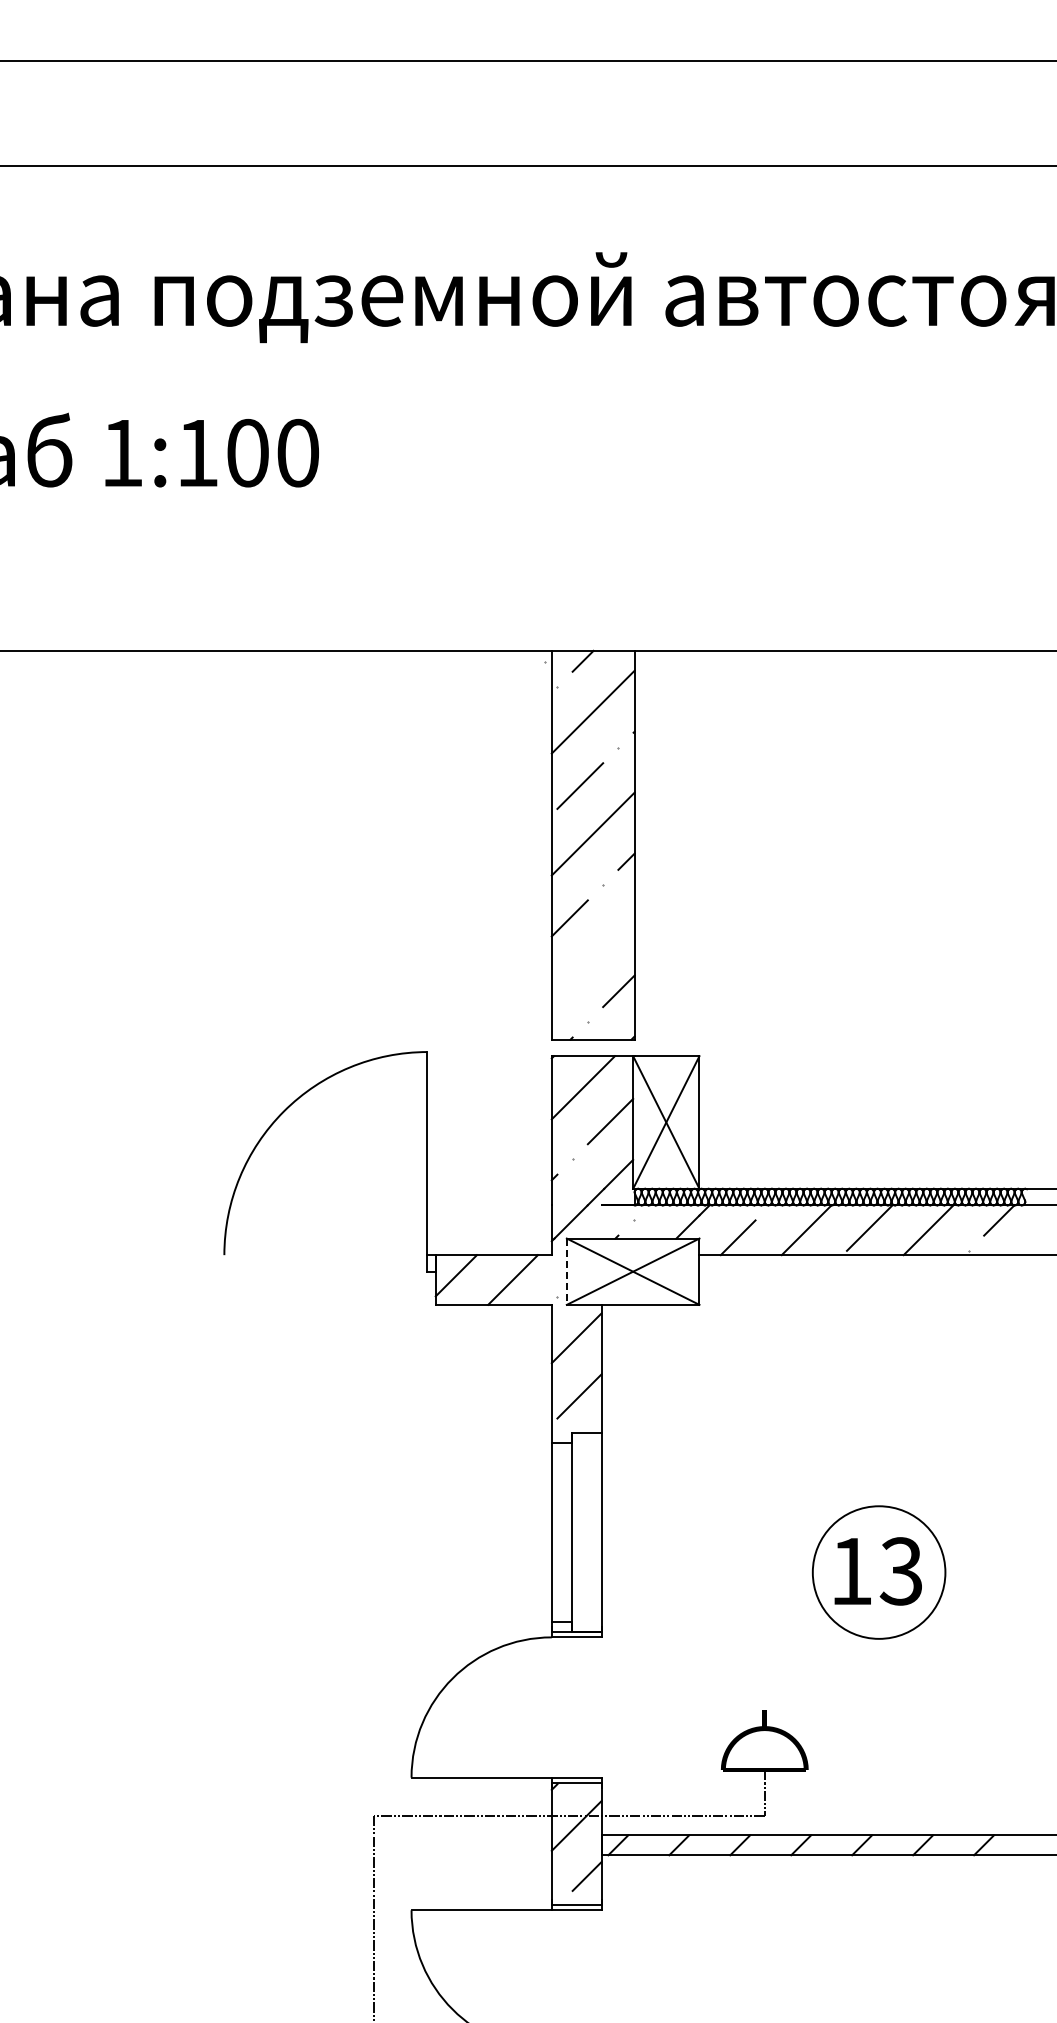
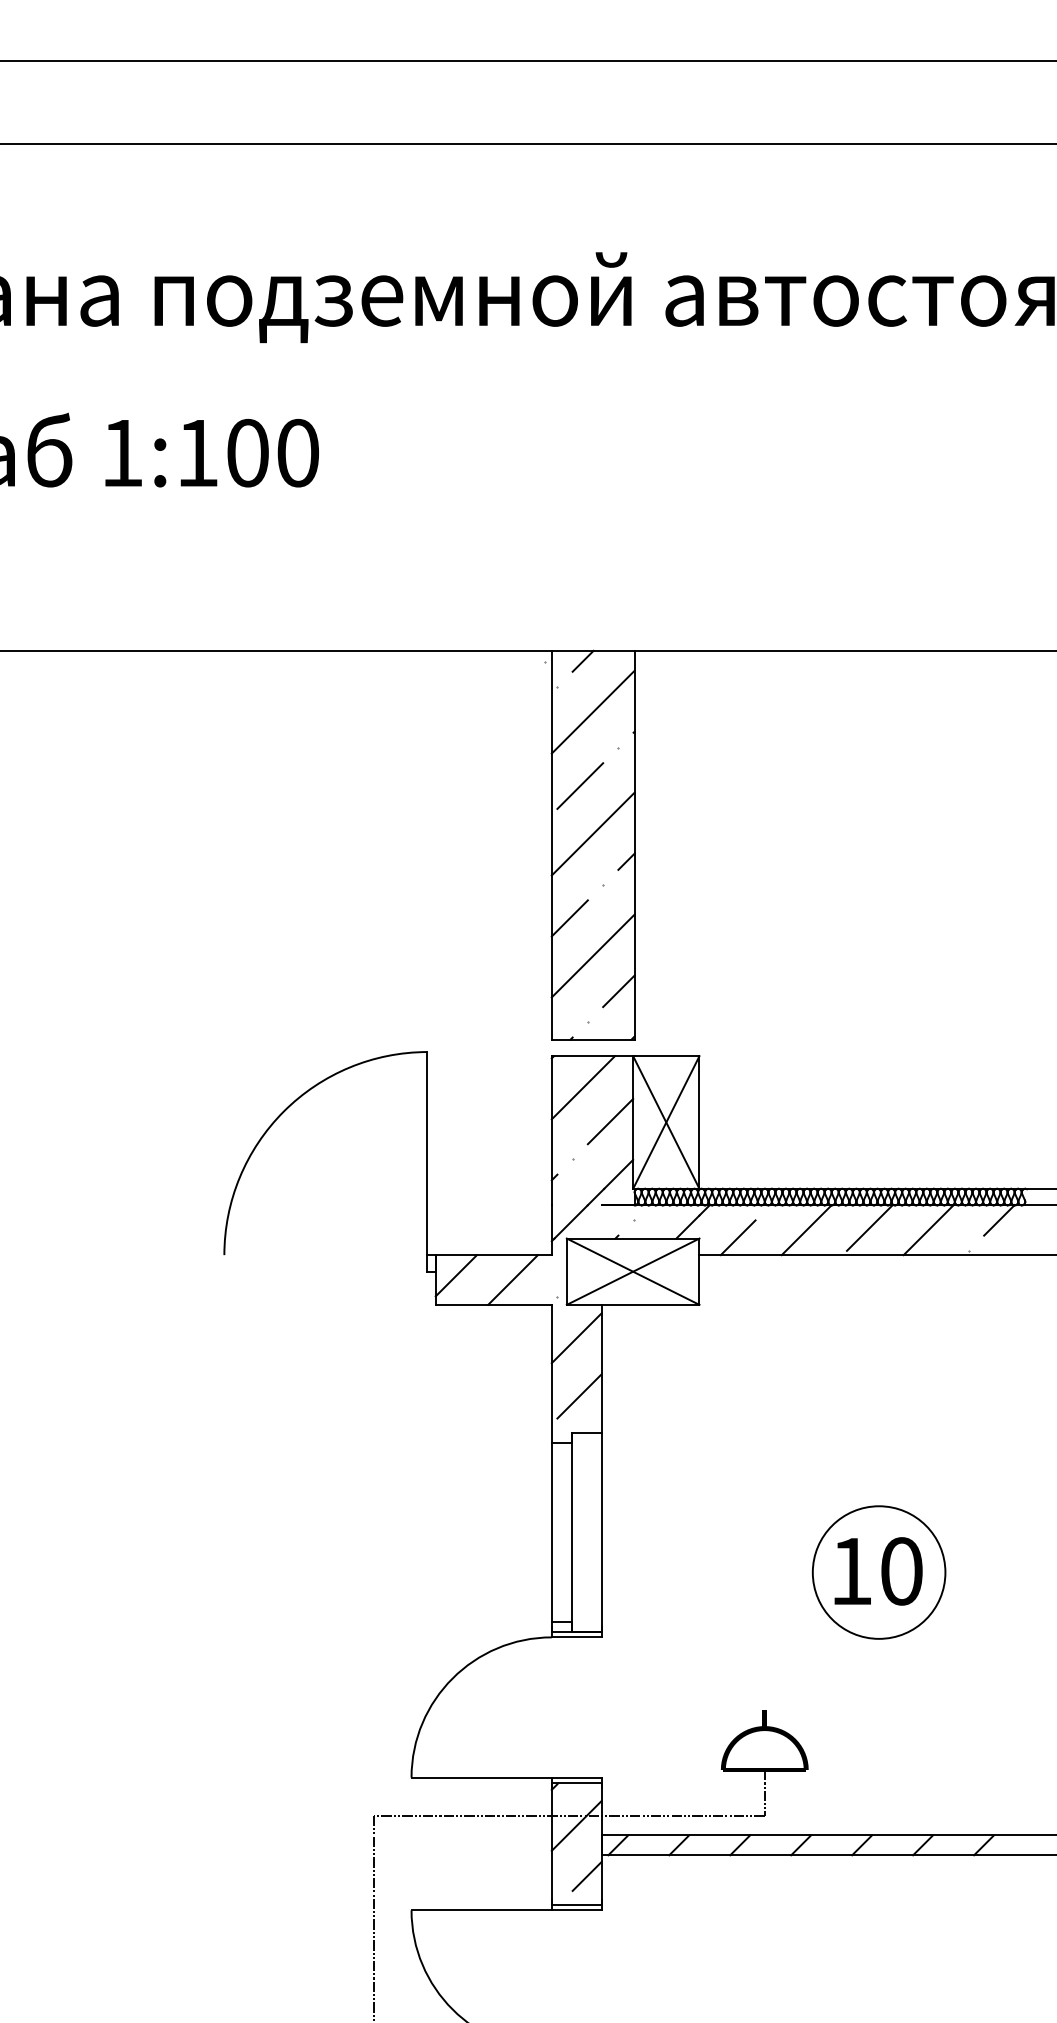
line position: (527, 165) -> (527, 143) (527, 143)
line: none -> present (592, 955)
line: dashed -> solid (566, 1272)
text: 13 -> 10 (900, 1571)
